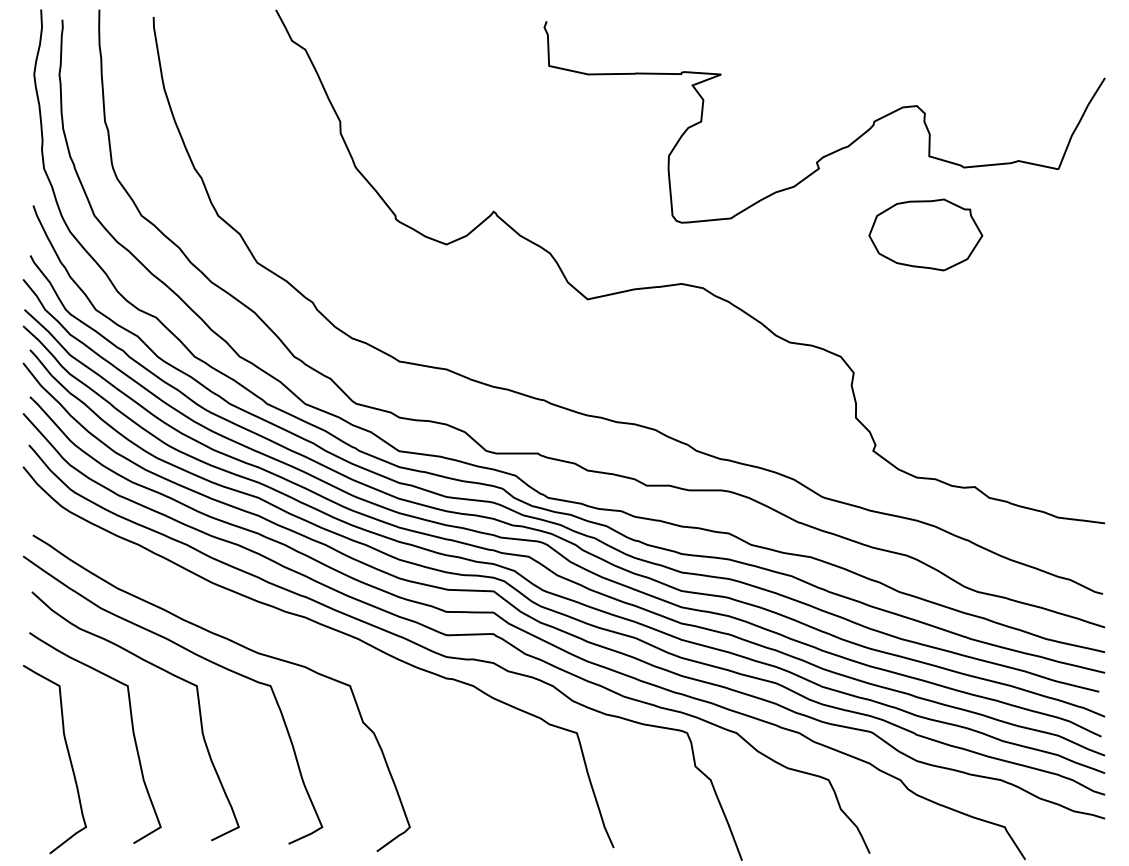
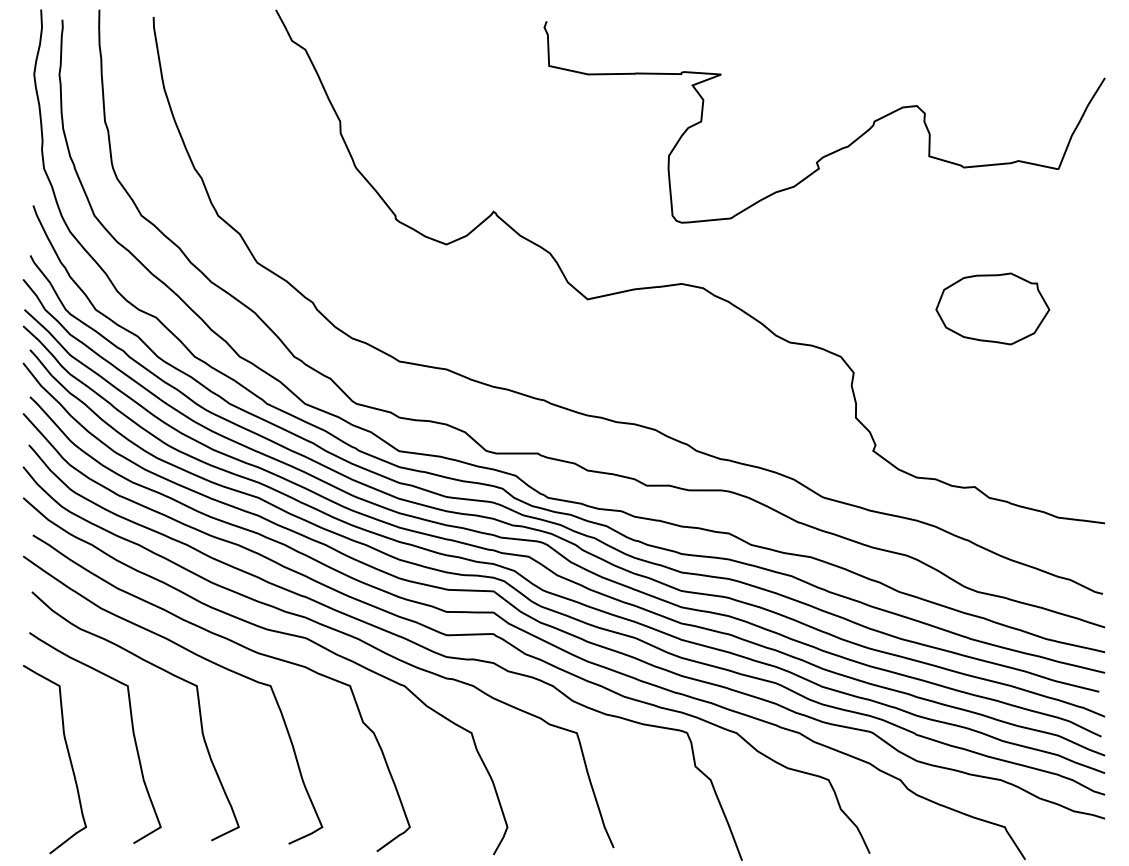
part position: (925, 234) -> (992, 308) (992, 308)
curve: none -> present (274, 632)
